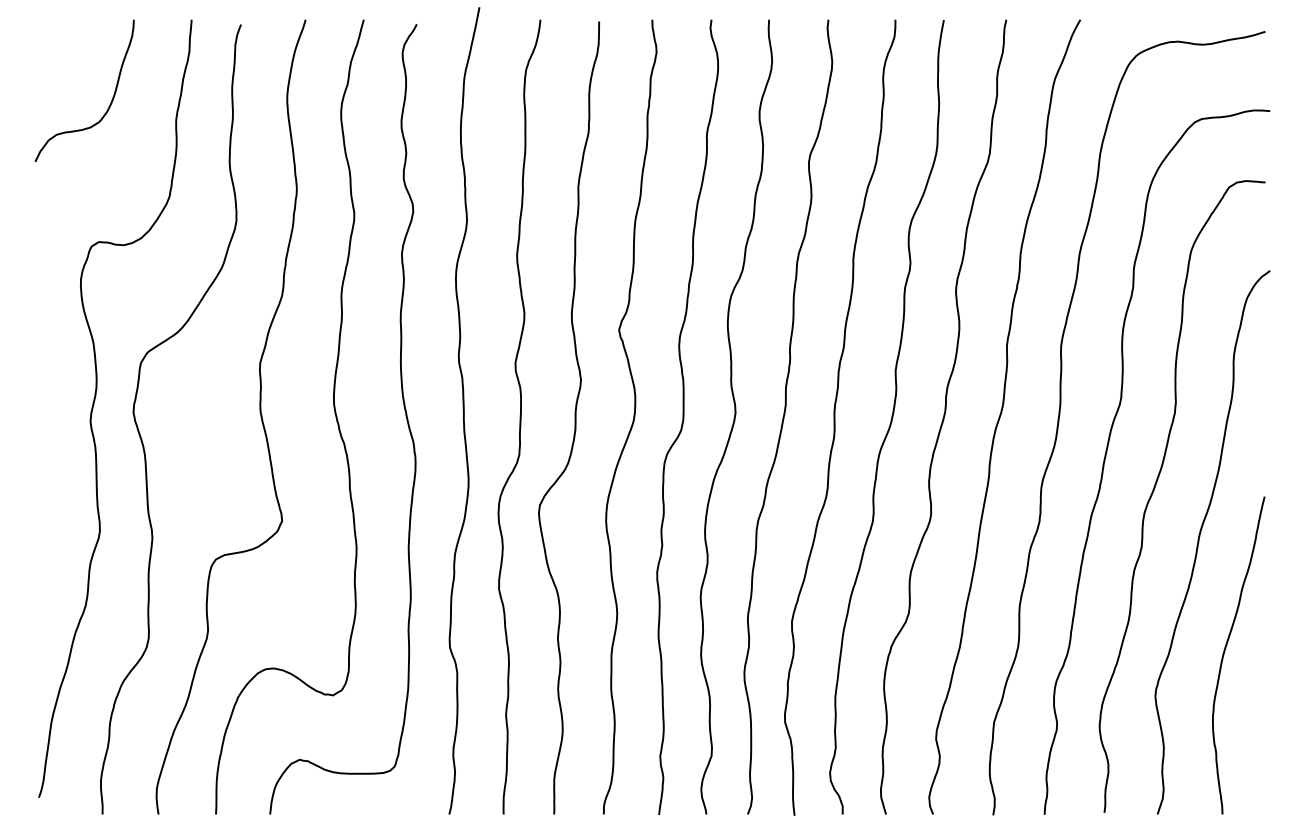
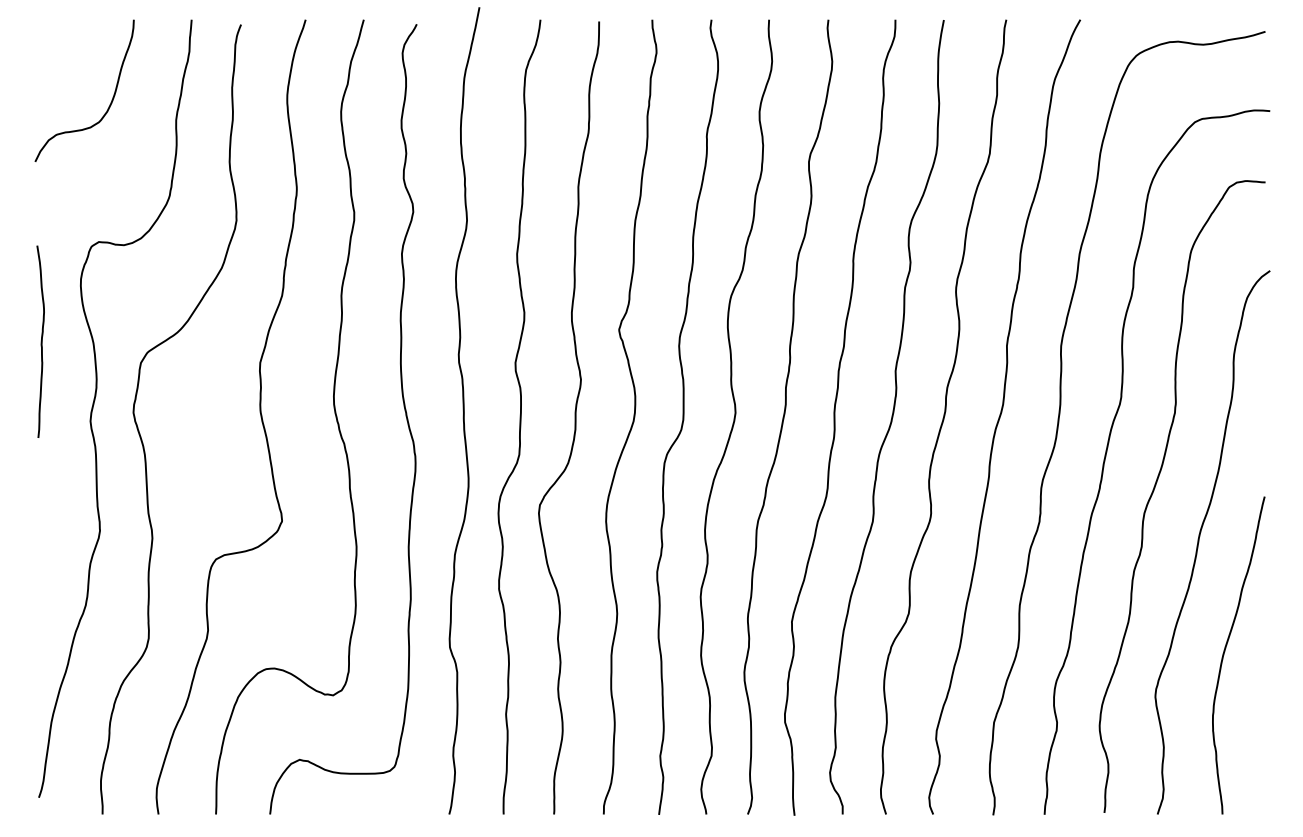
curve: none -> present (40, 341)
